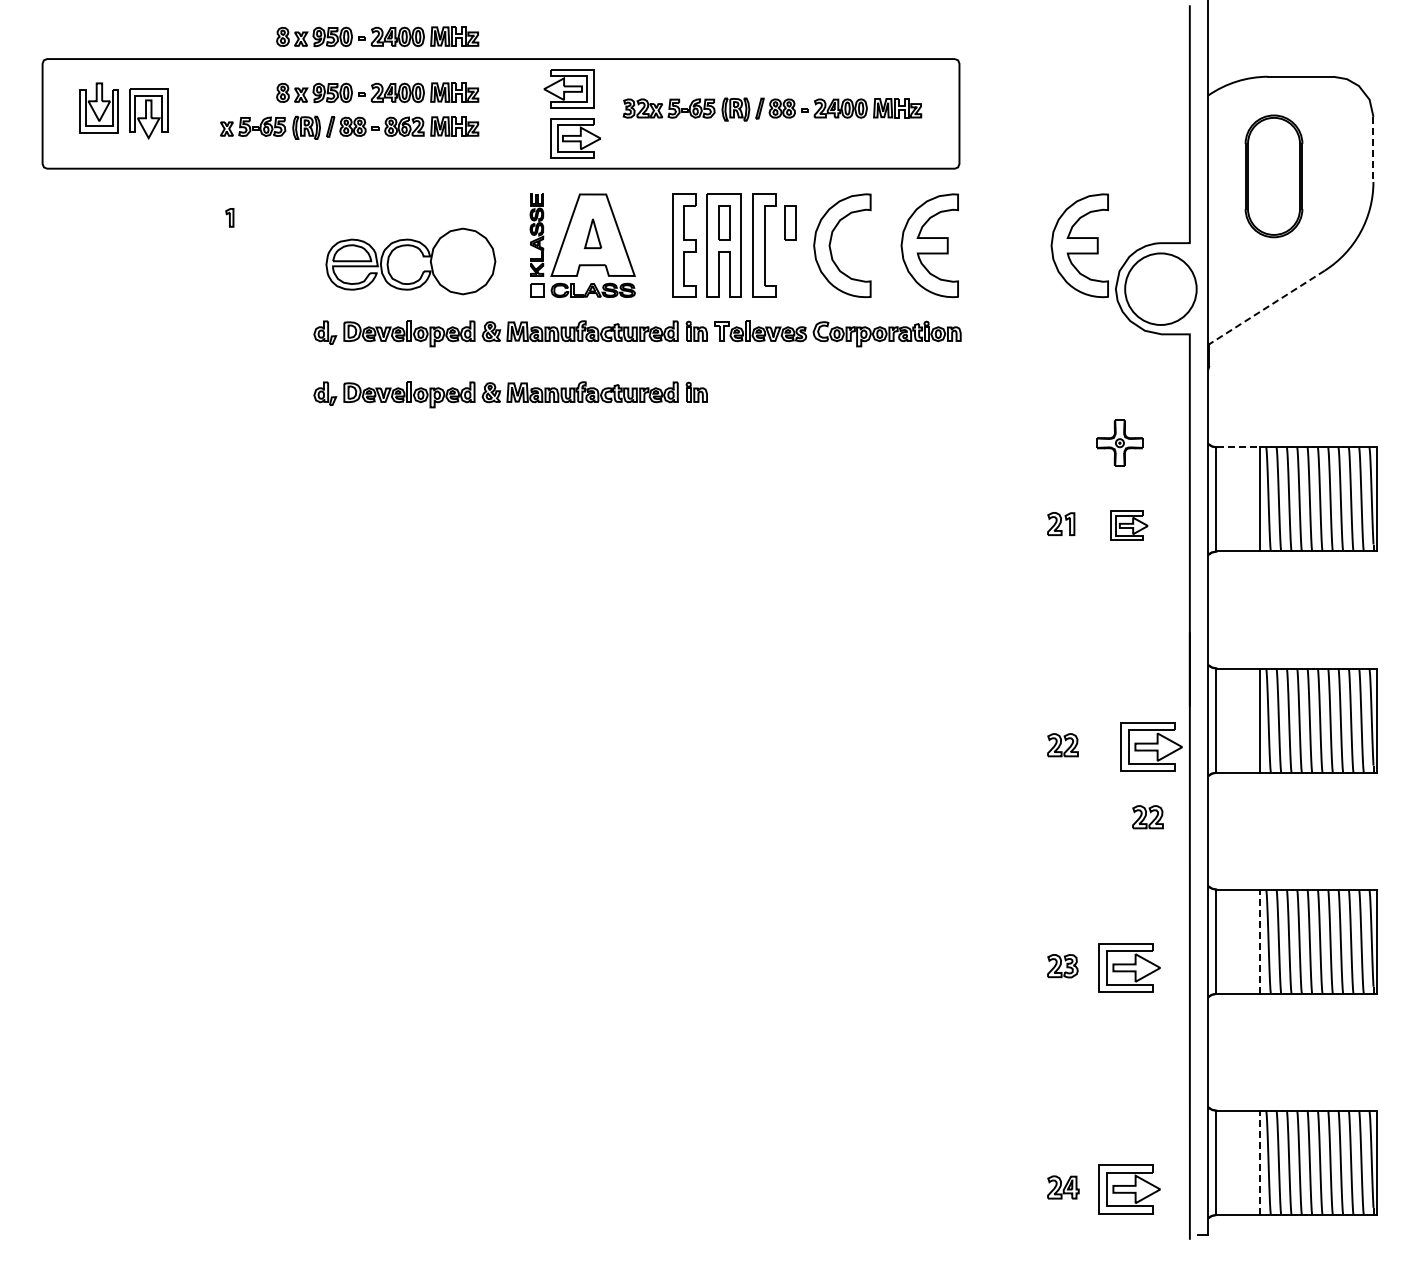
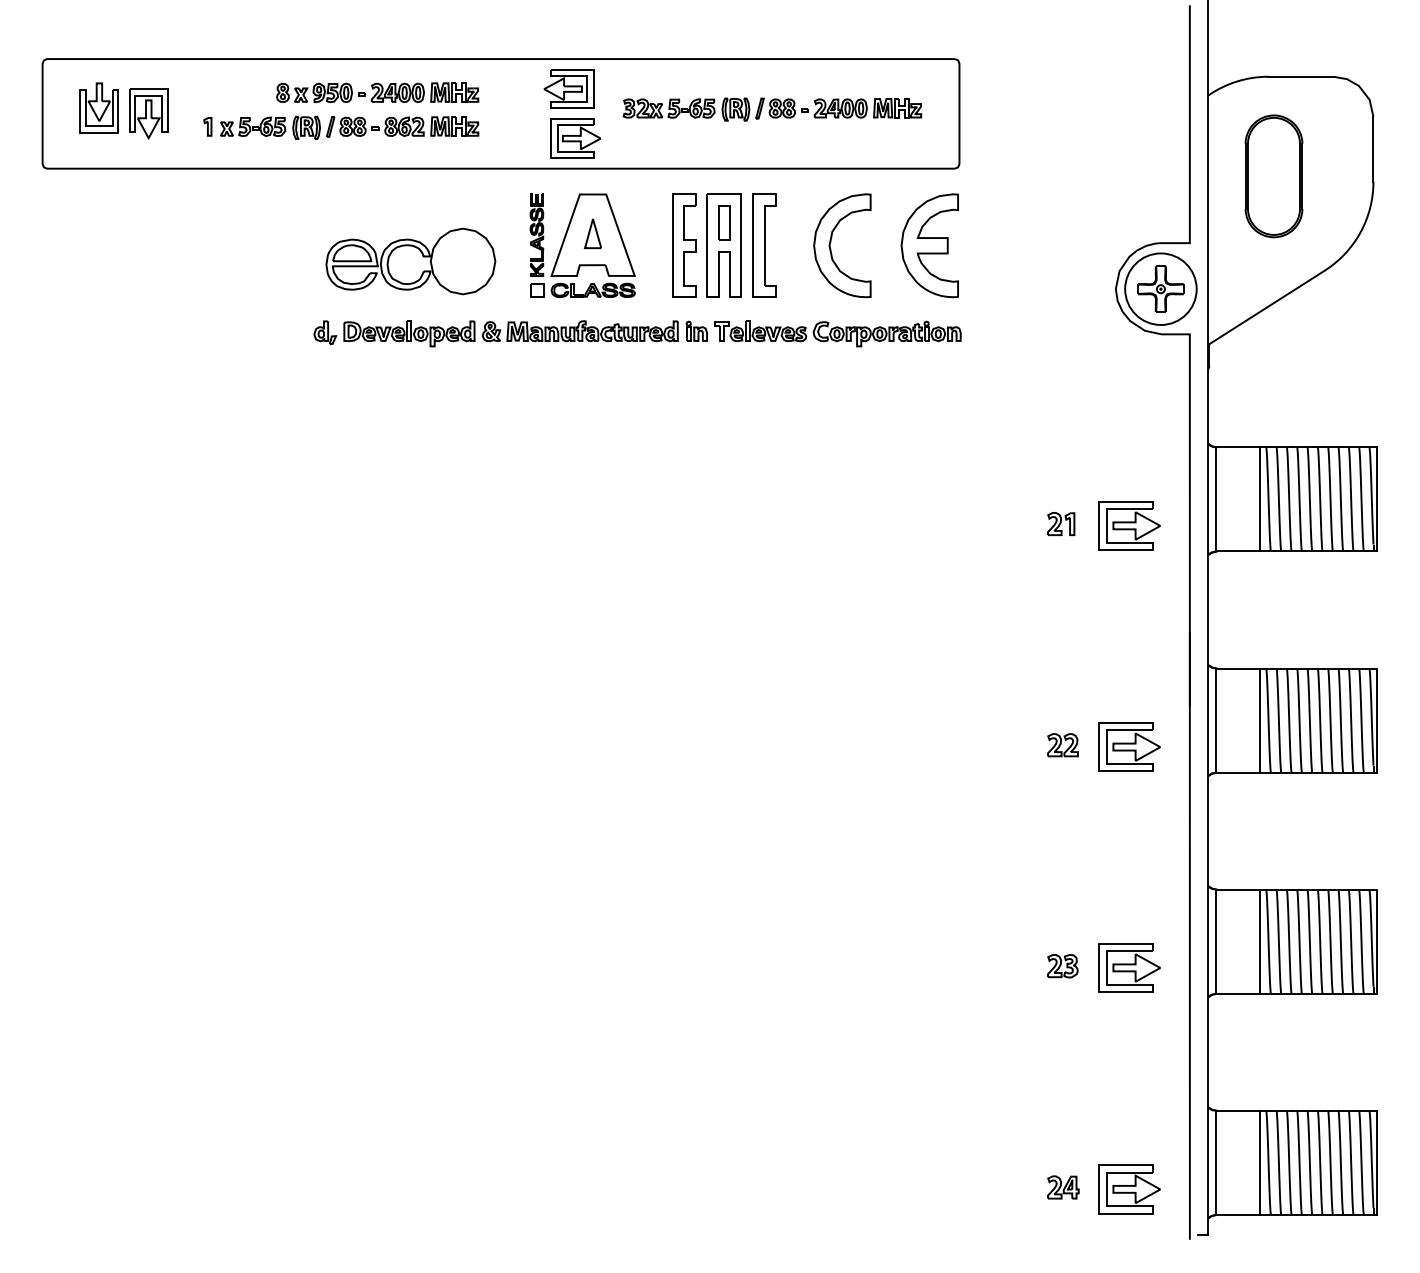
part: present -> none (377, 36)
line: dashed -> solid (1373, 149)
part position: (229, 217) -> (207, 126) (207, 126)
part: present -> none (790, 222)
part: present -> none (1079, 245)
line: dashed -> solid (1266, 307)
part: present -> none (510, 394)
part position: (1119, 442) -> (1160, 288) (1160, 288)
line: dashed -> solid (1238, 447)
part size: 39x31 px -> 63x50 px (1129, 525)
part position: (1151, 746) -> (1129, 746) (1129, 746)
part: present -> none (1147, 817)
line: dashed -> solid (1260, 941)
line: dashed -> solid (1260, 1162)
